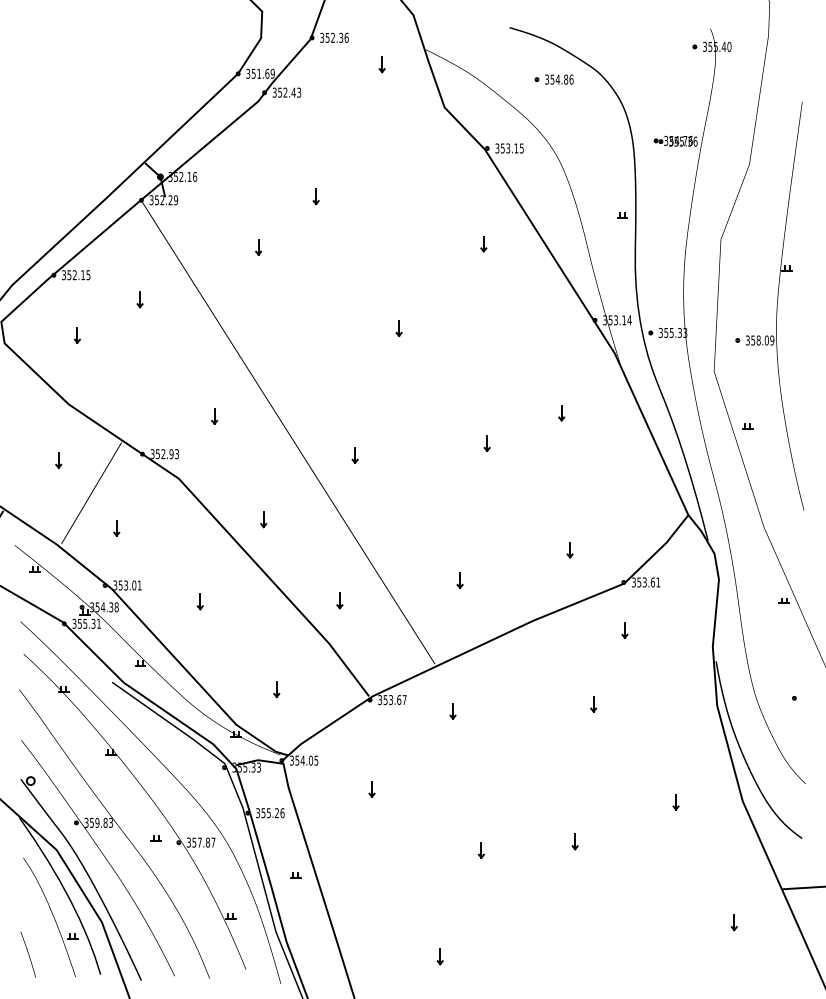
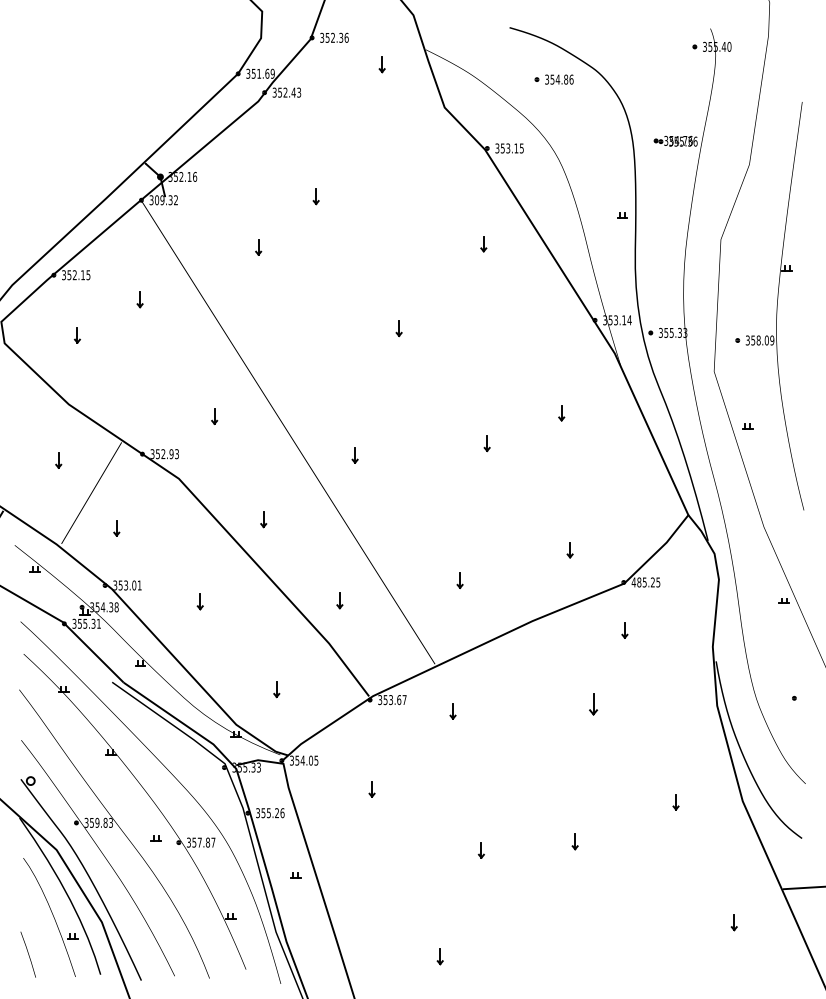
text: 352.29 -> 309.32 (166, 200)
text: 353.61 -> 485.25 (645, 582)
part size: 8x17 px -> 10x23 px (593, 704)
